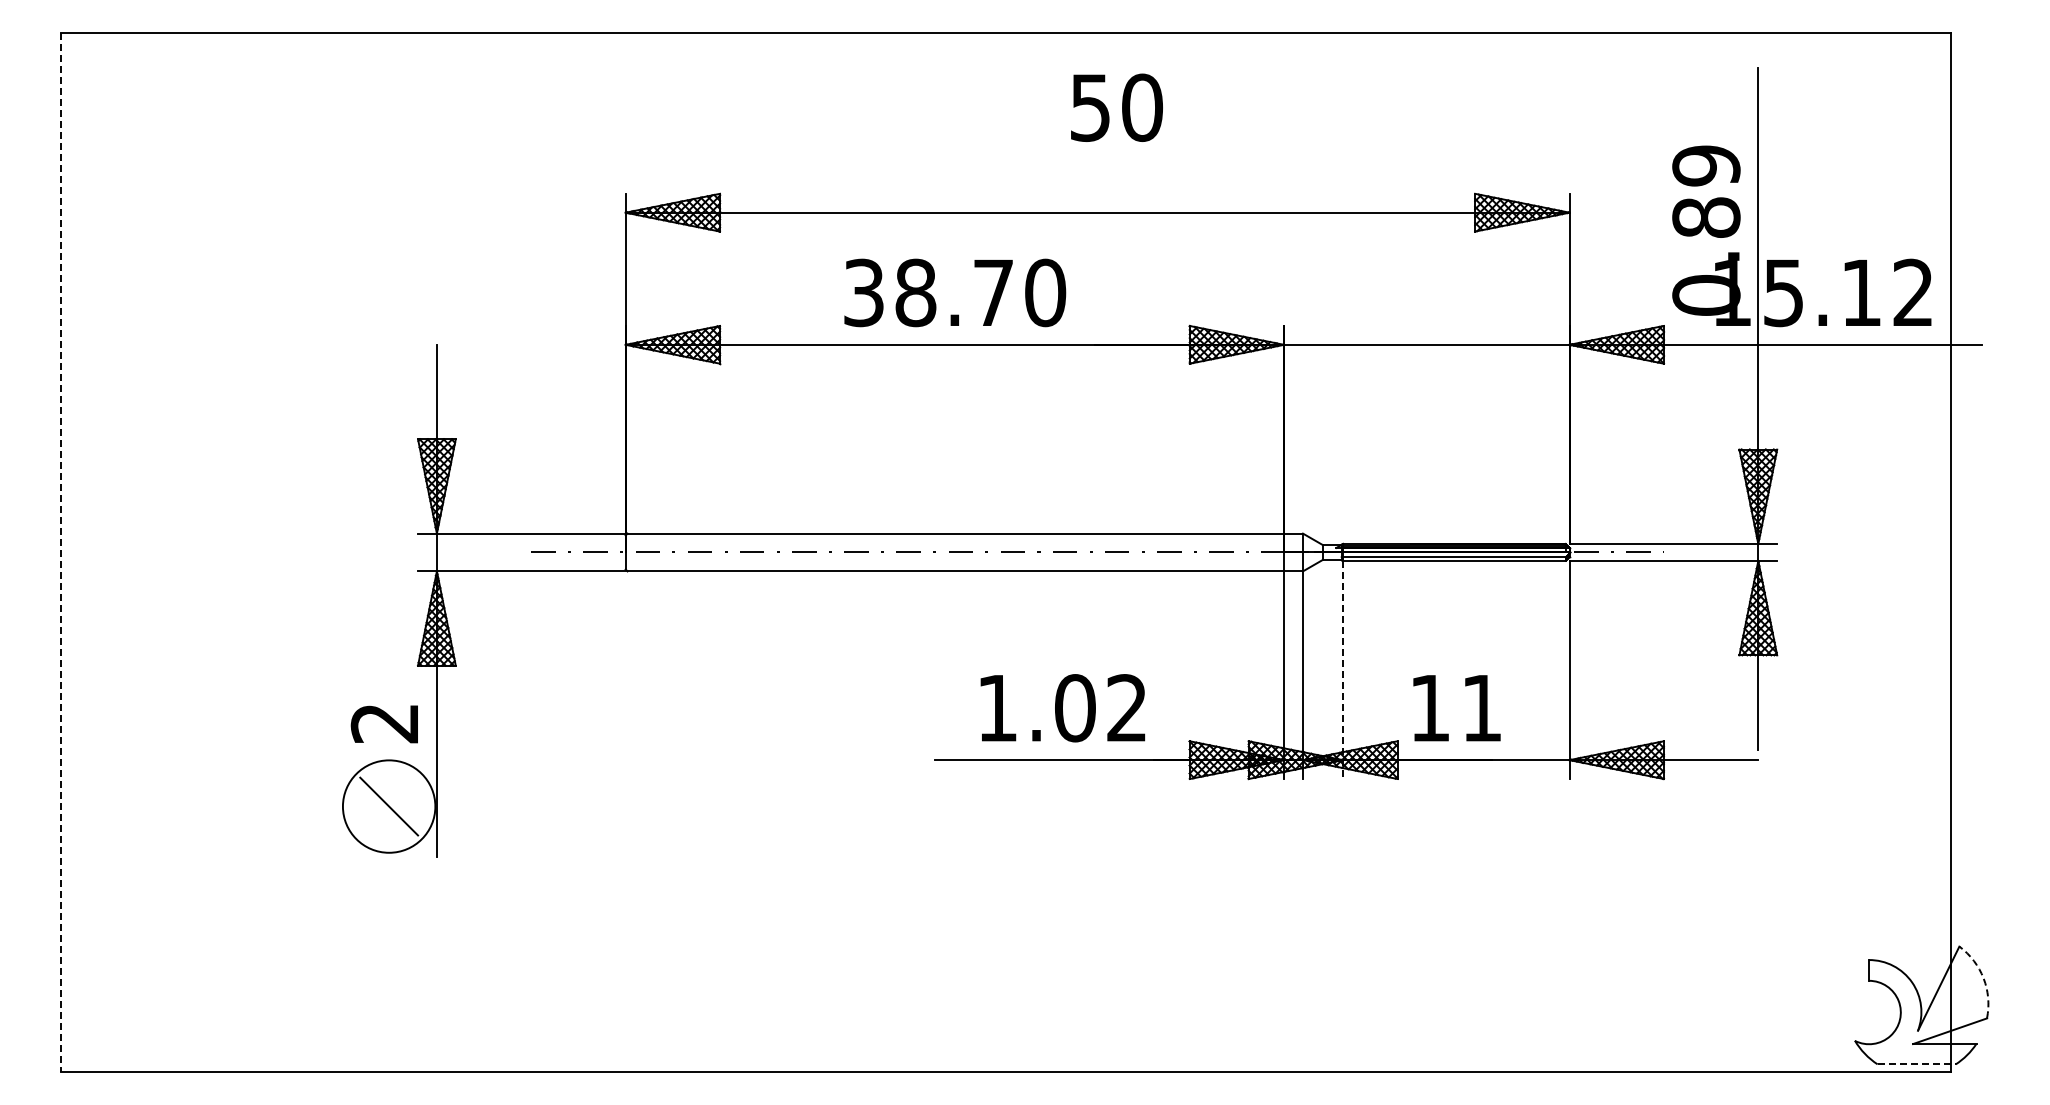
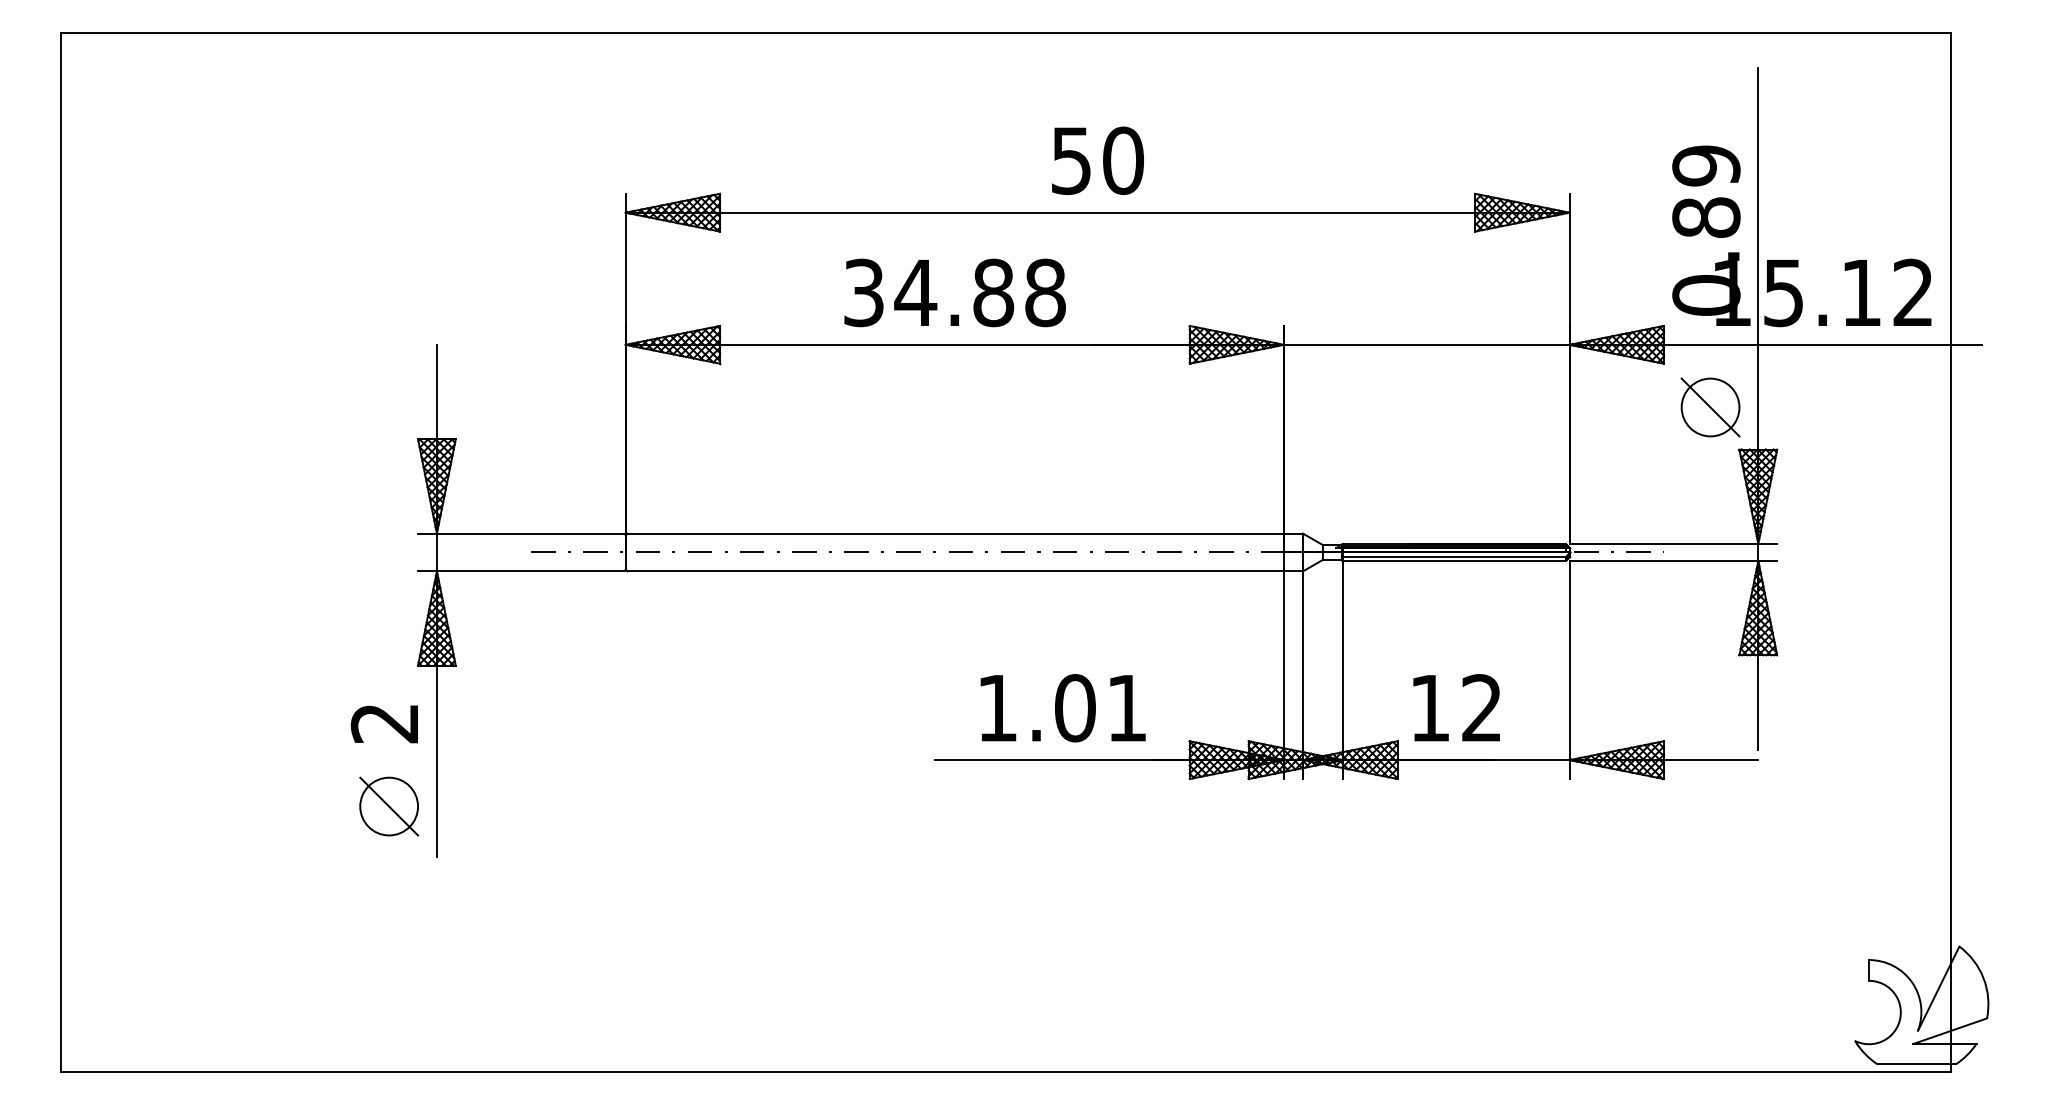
text position: (1116, 107) -> (1097, 160) (1097, 160)
text: 38.70 -> 34.88 (980, 292)
part: none -> present (1710, 407)
line: dashed -> solid (61, 552)
line: dashed -> solid (1343, 670)
text: 1.02 -> 1.01 (1126, 707)
text: 11 -> 12 (1481, 707)
circle diameter: 92 px -> 58 px (389, 806)
arc: dashed -> solid (1983, 978)
line: dashed -> solid (1917, 1064)
